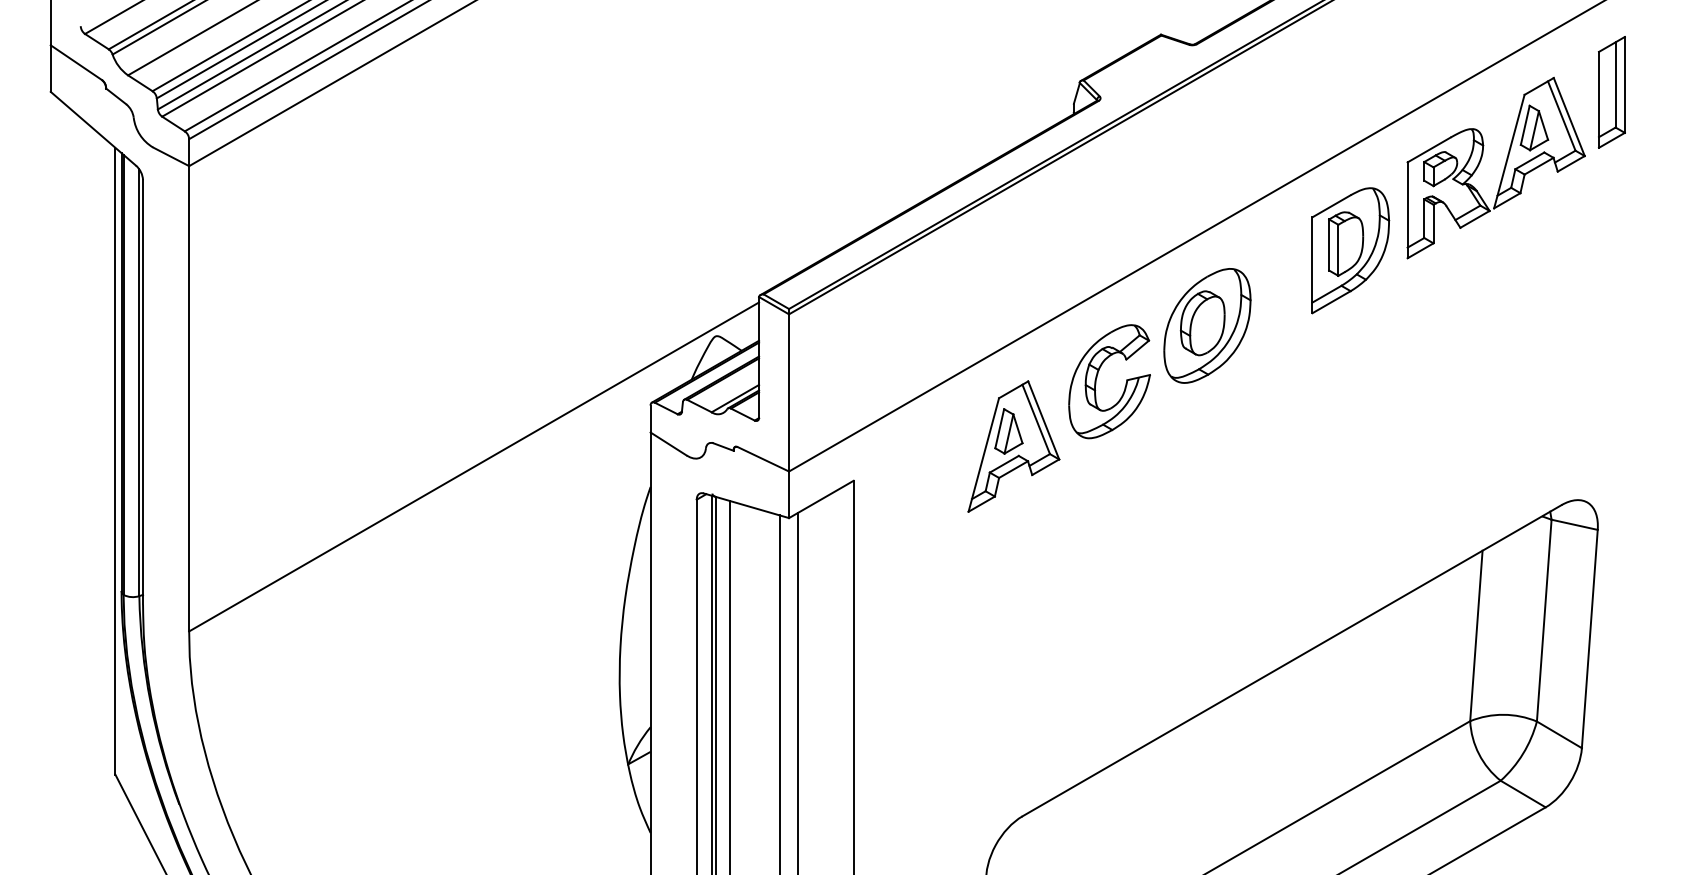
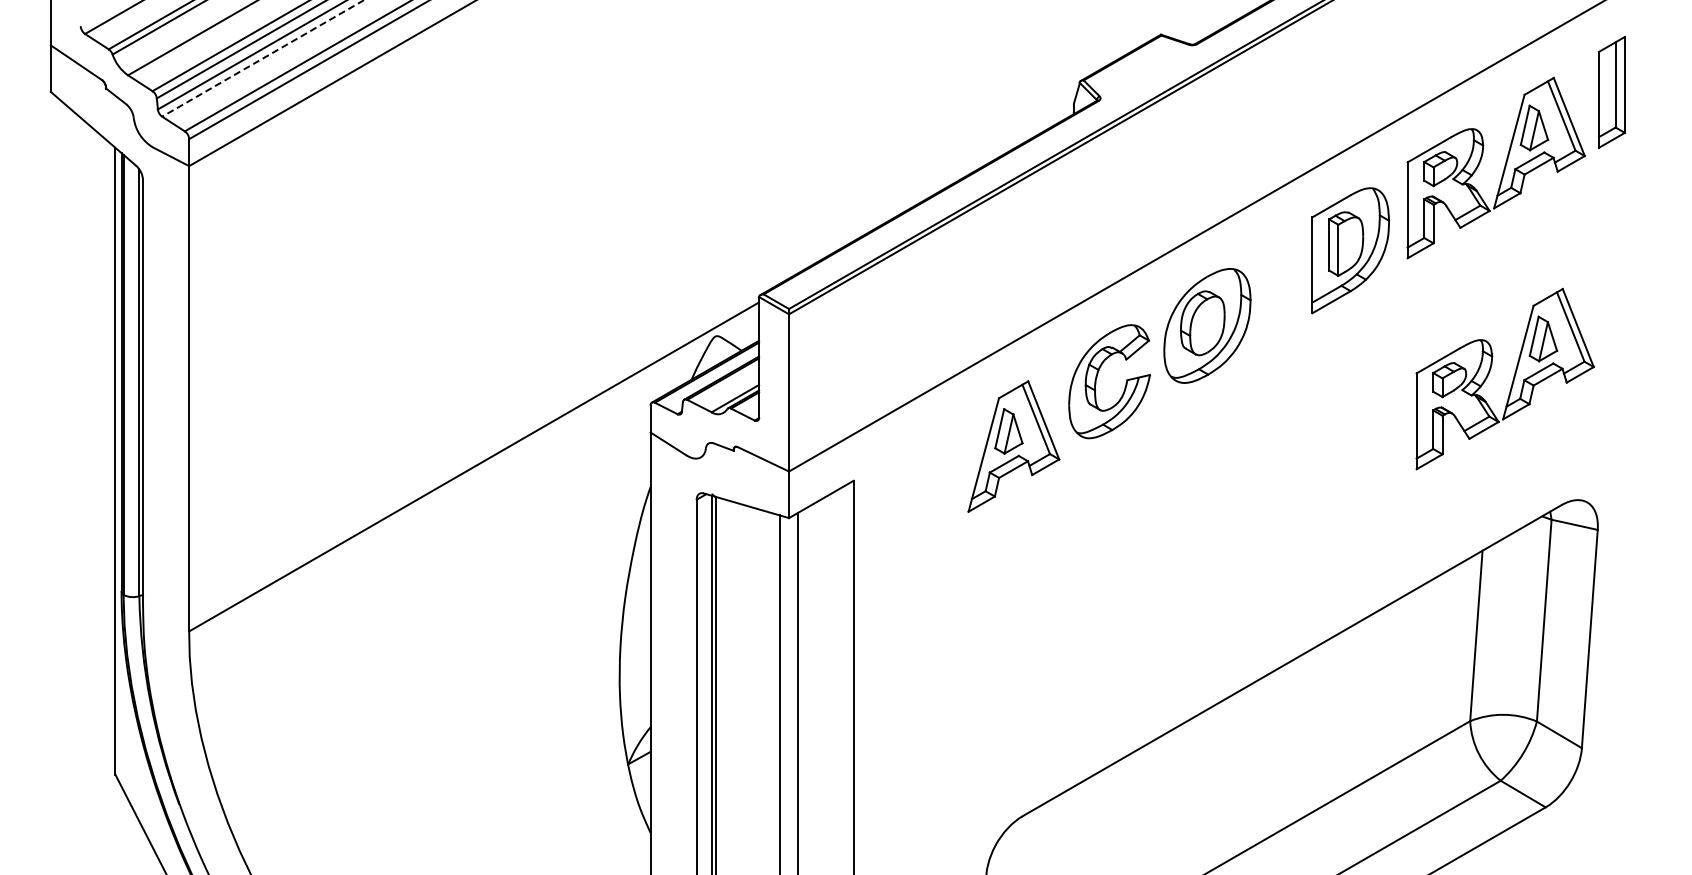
line: solid -> dashed (262, 58)
part: none -> present (1512, 379)
line: present -> none (729, 685)
